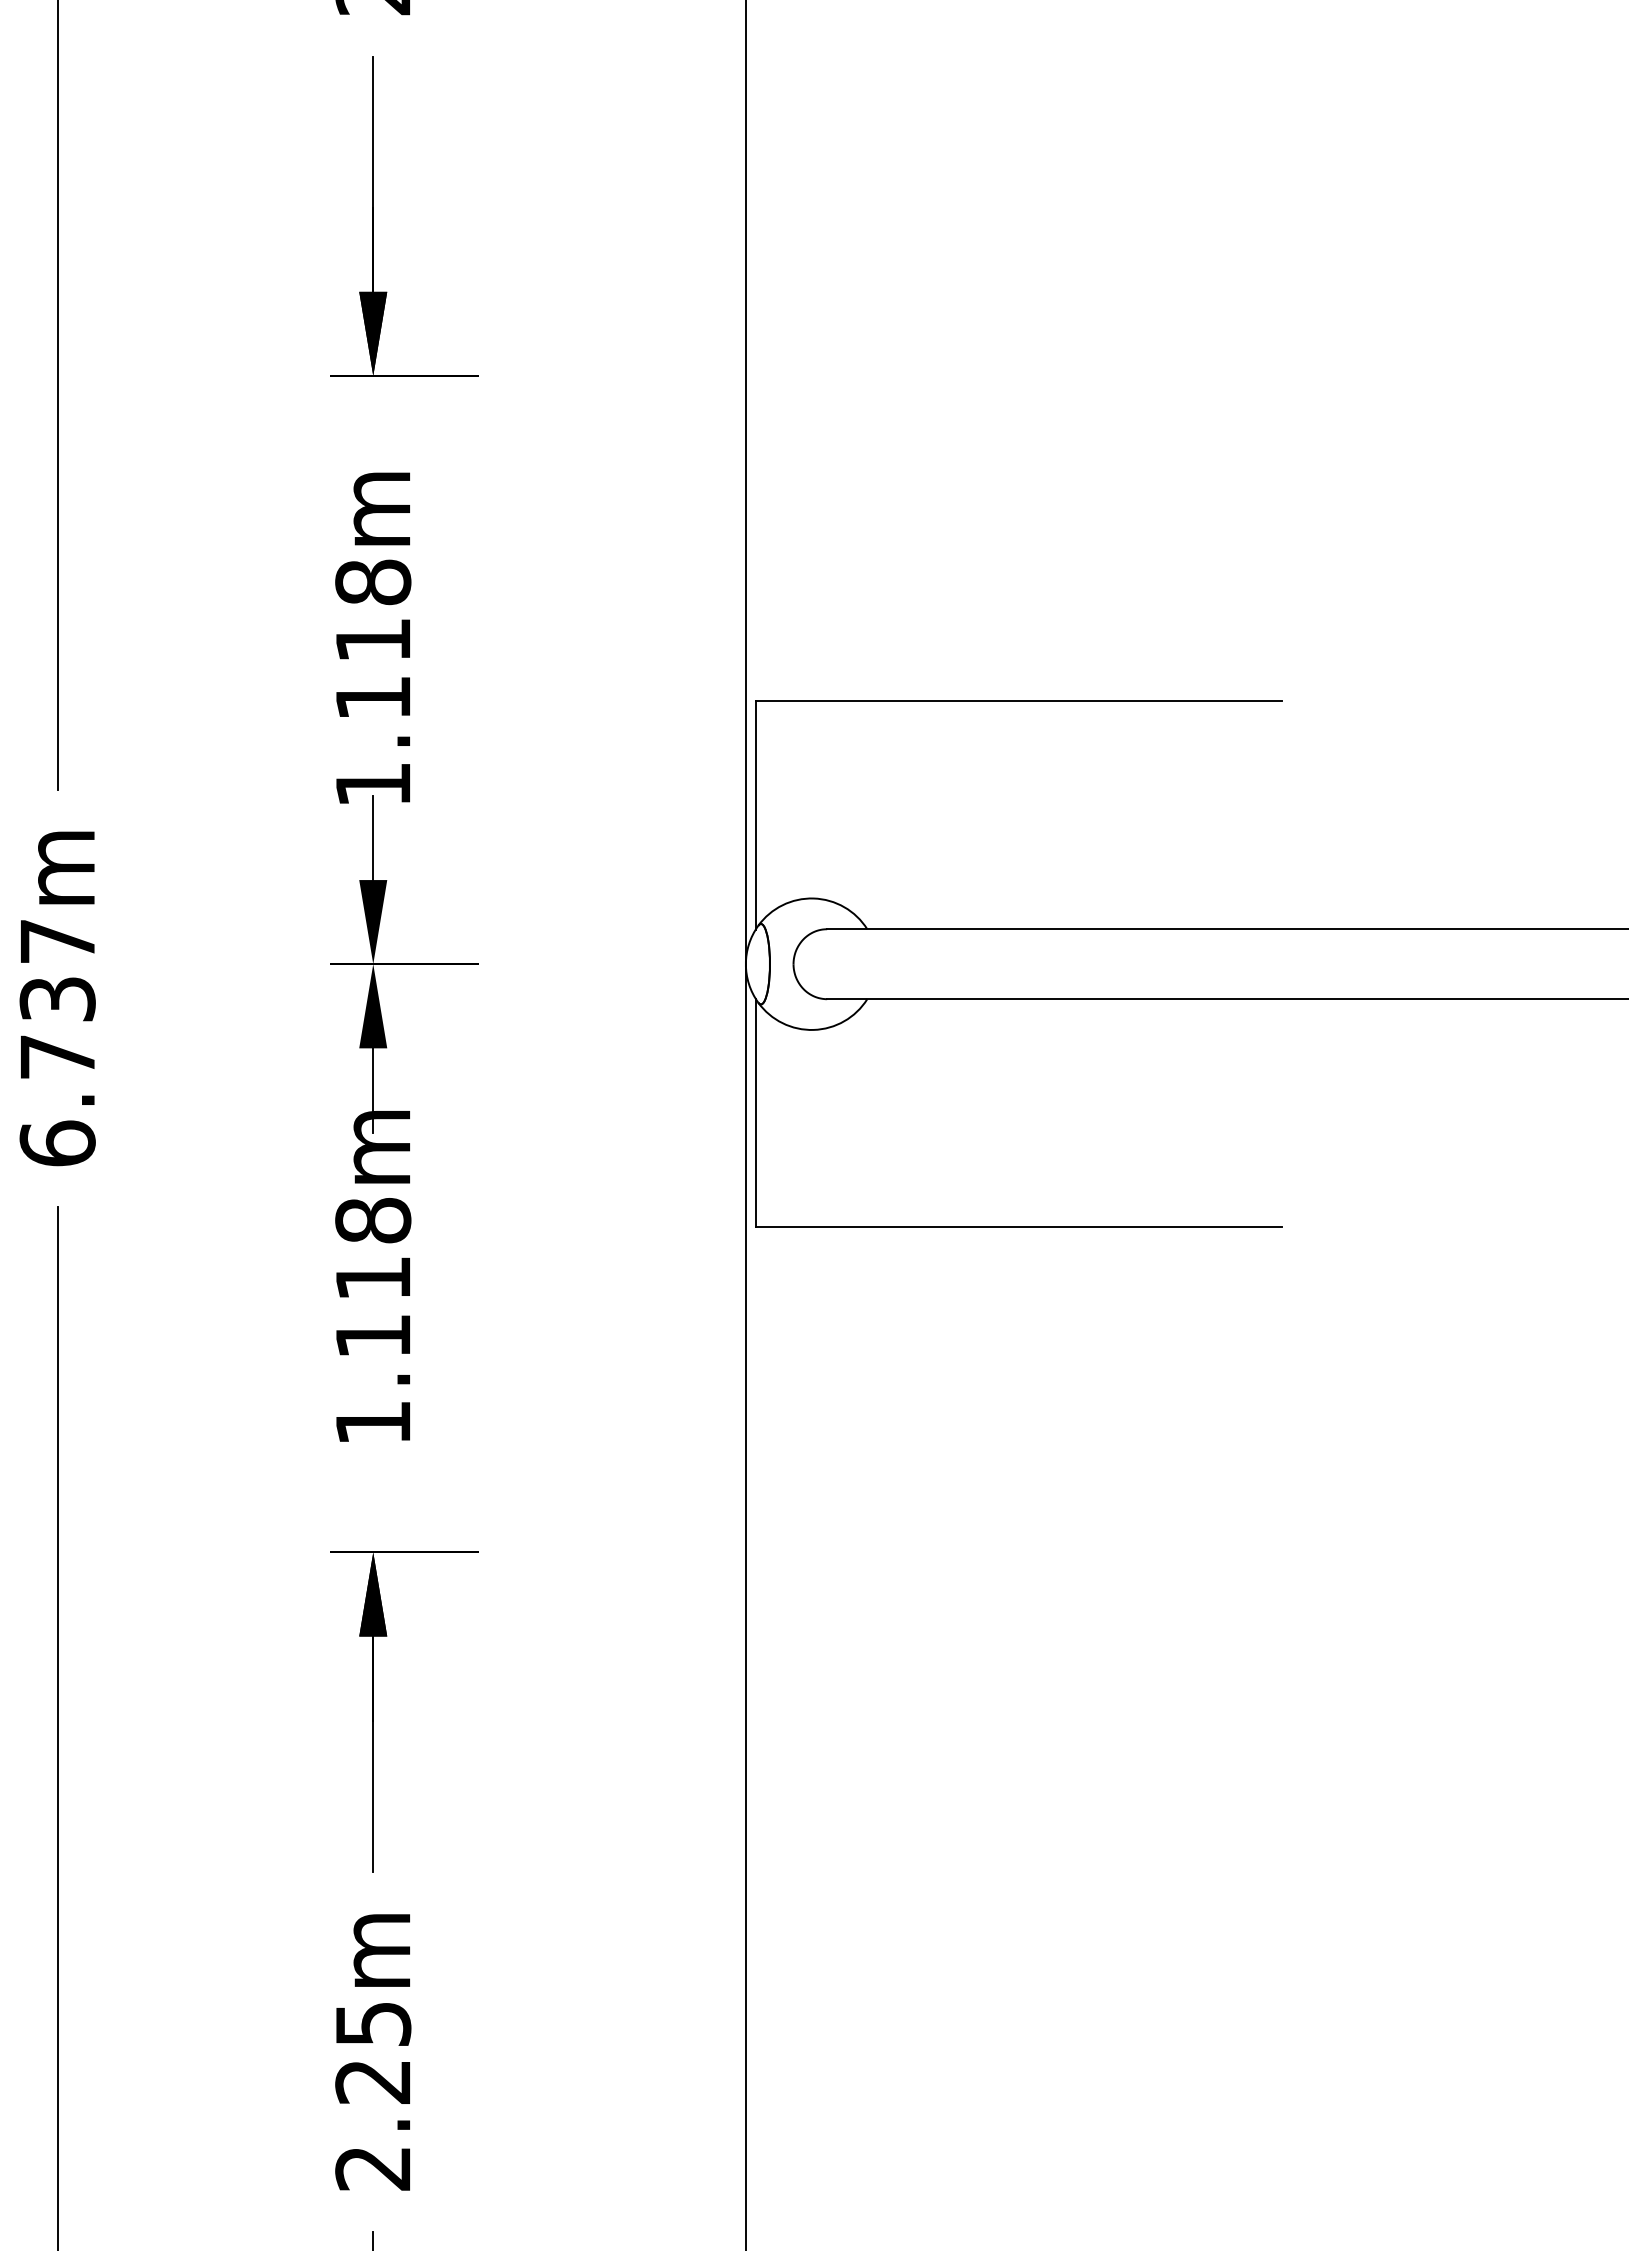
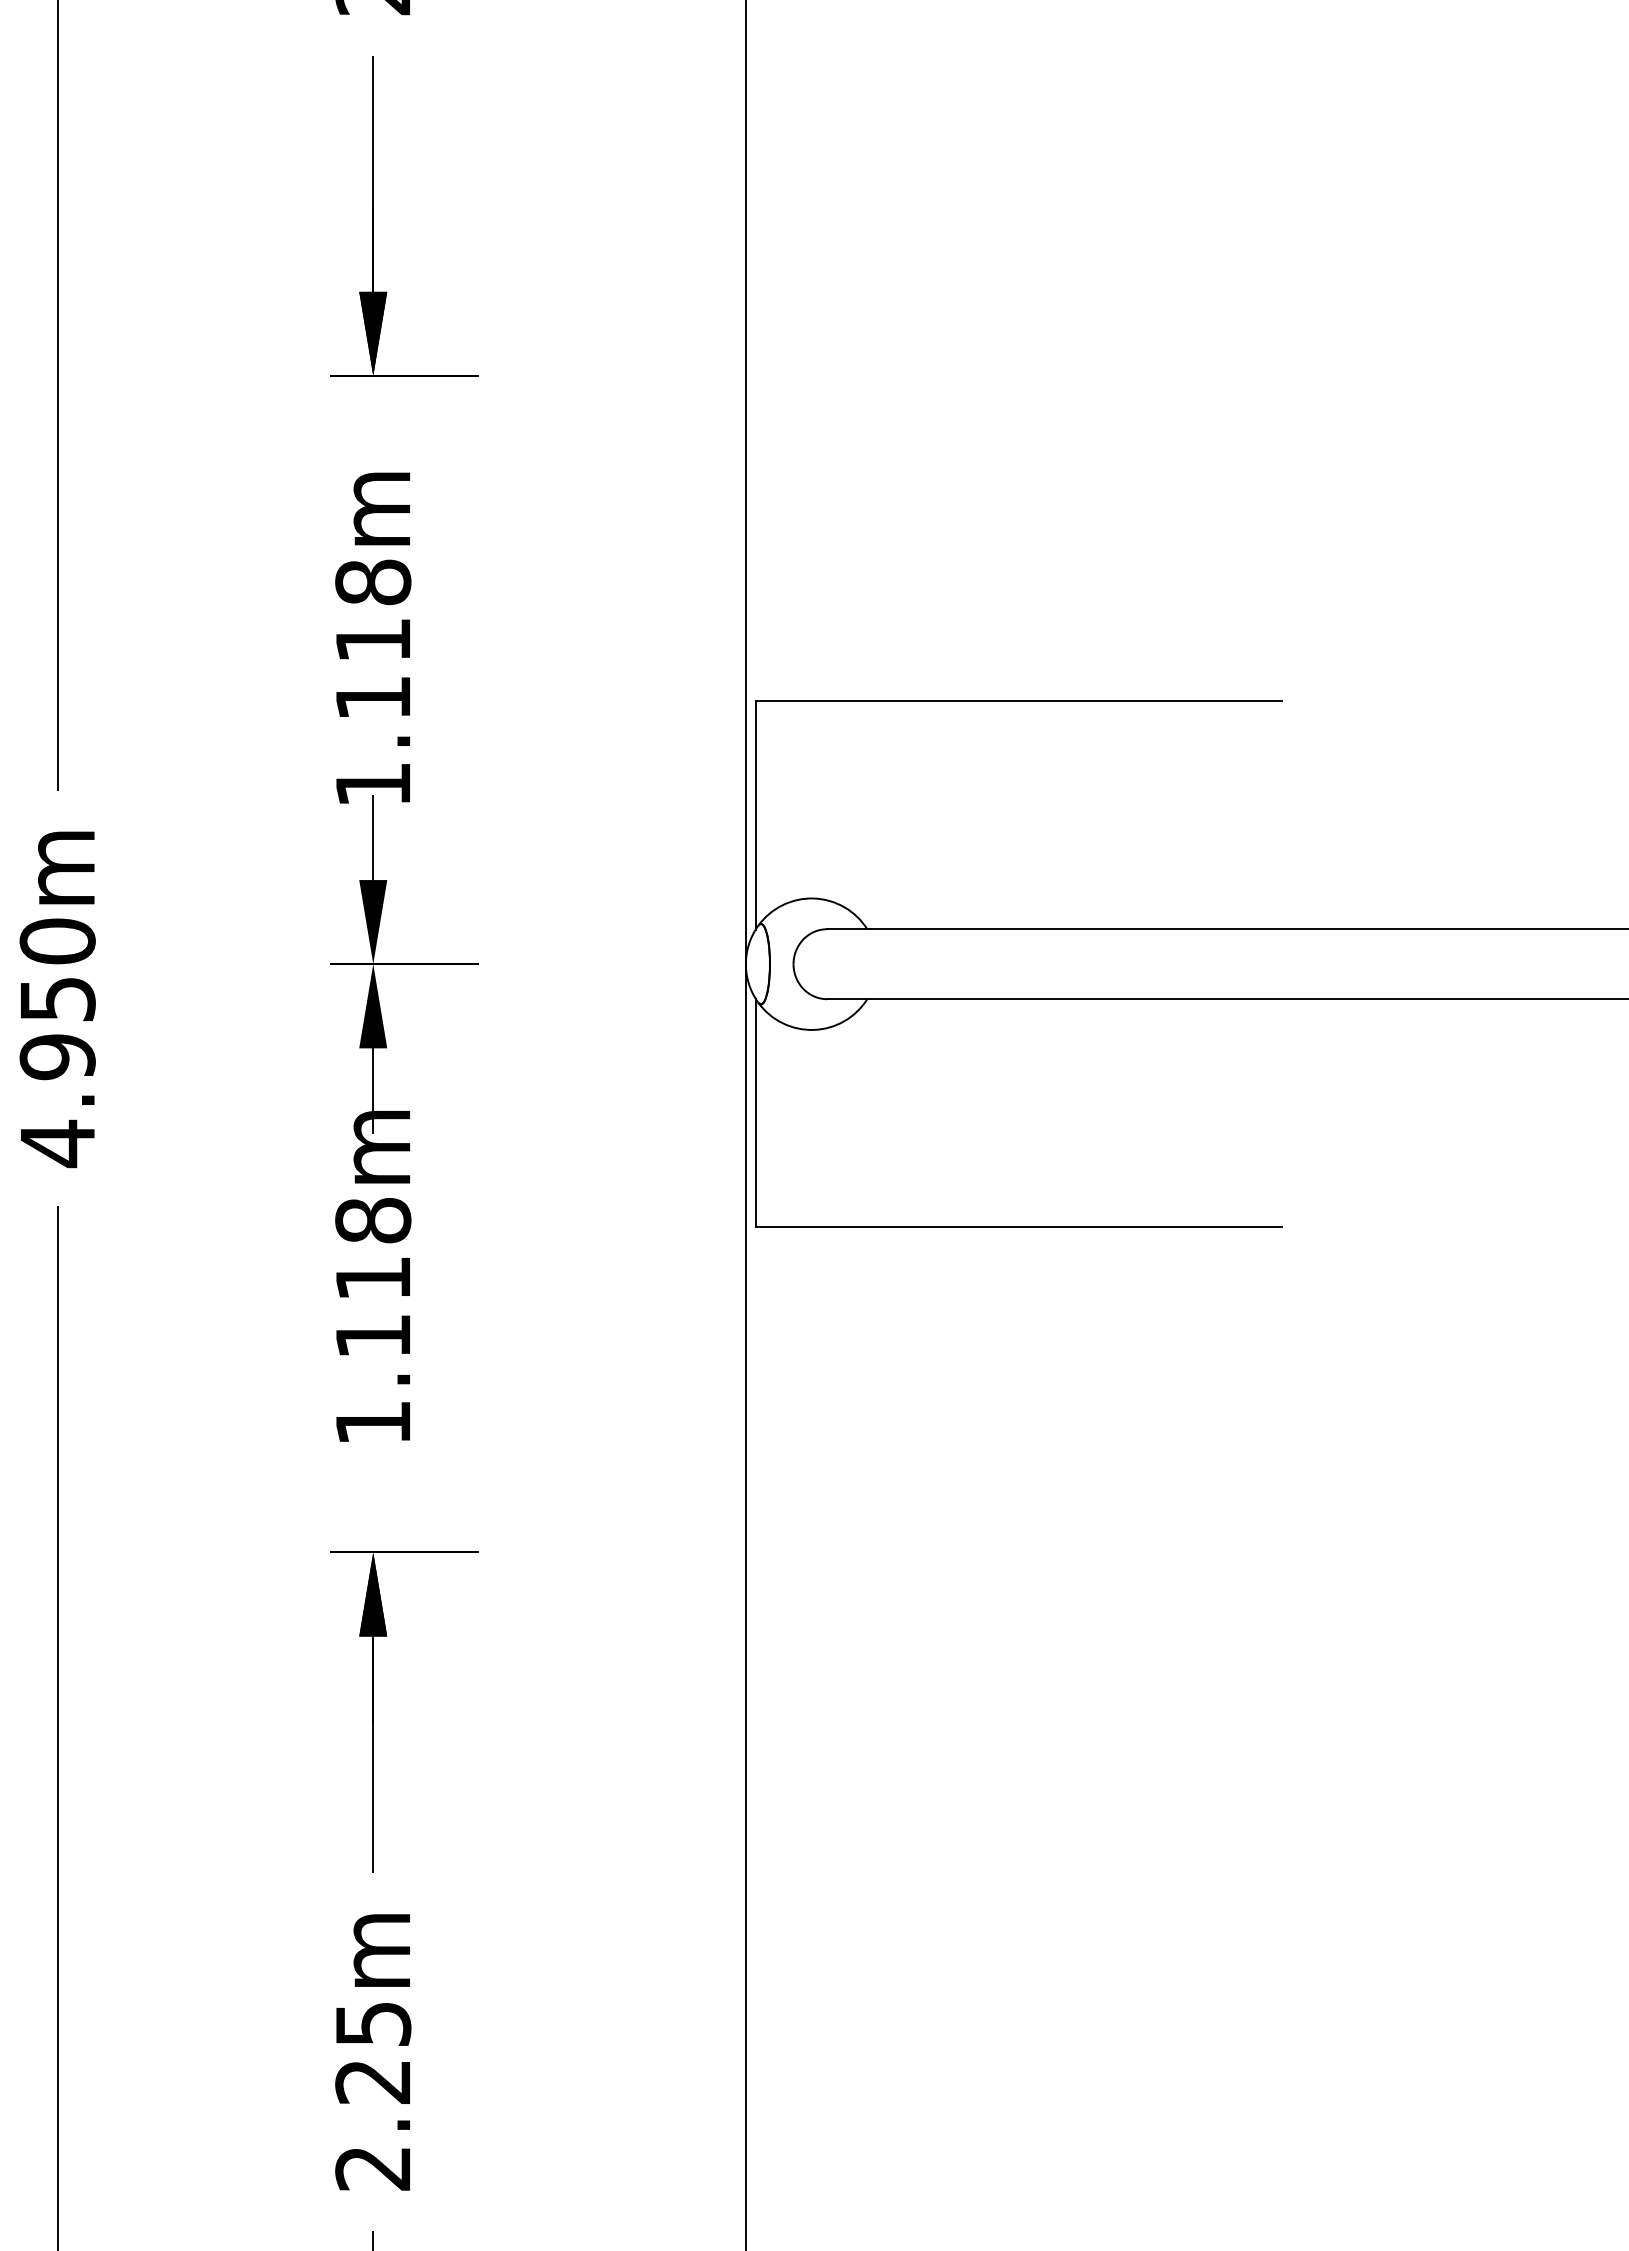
text: 6.737m -> 4.950m (57, 1043)
